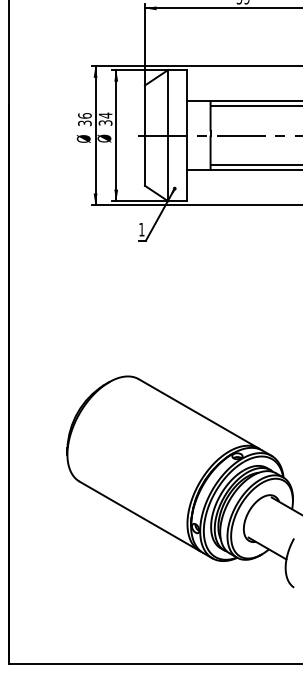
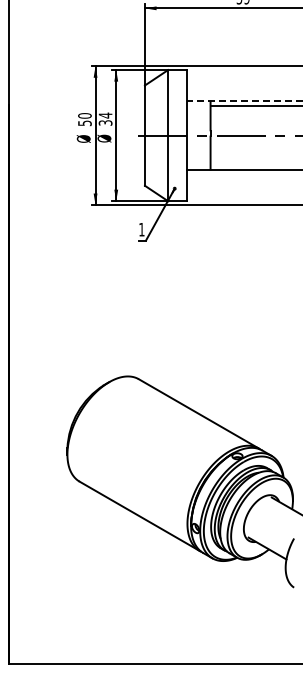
line: solid -> dashed (245, 100)
text: 36 -> 50 (84, 119)
line: present -> none (254, 165)
